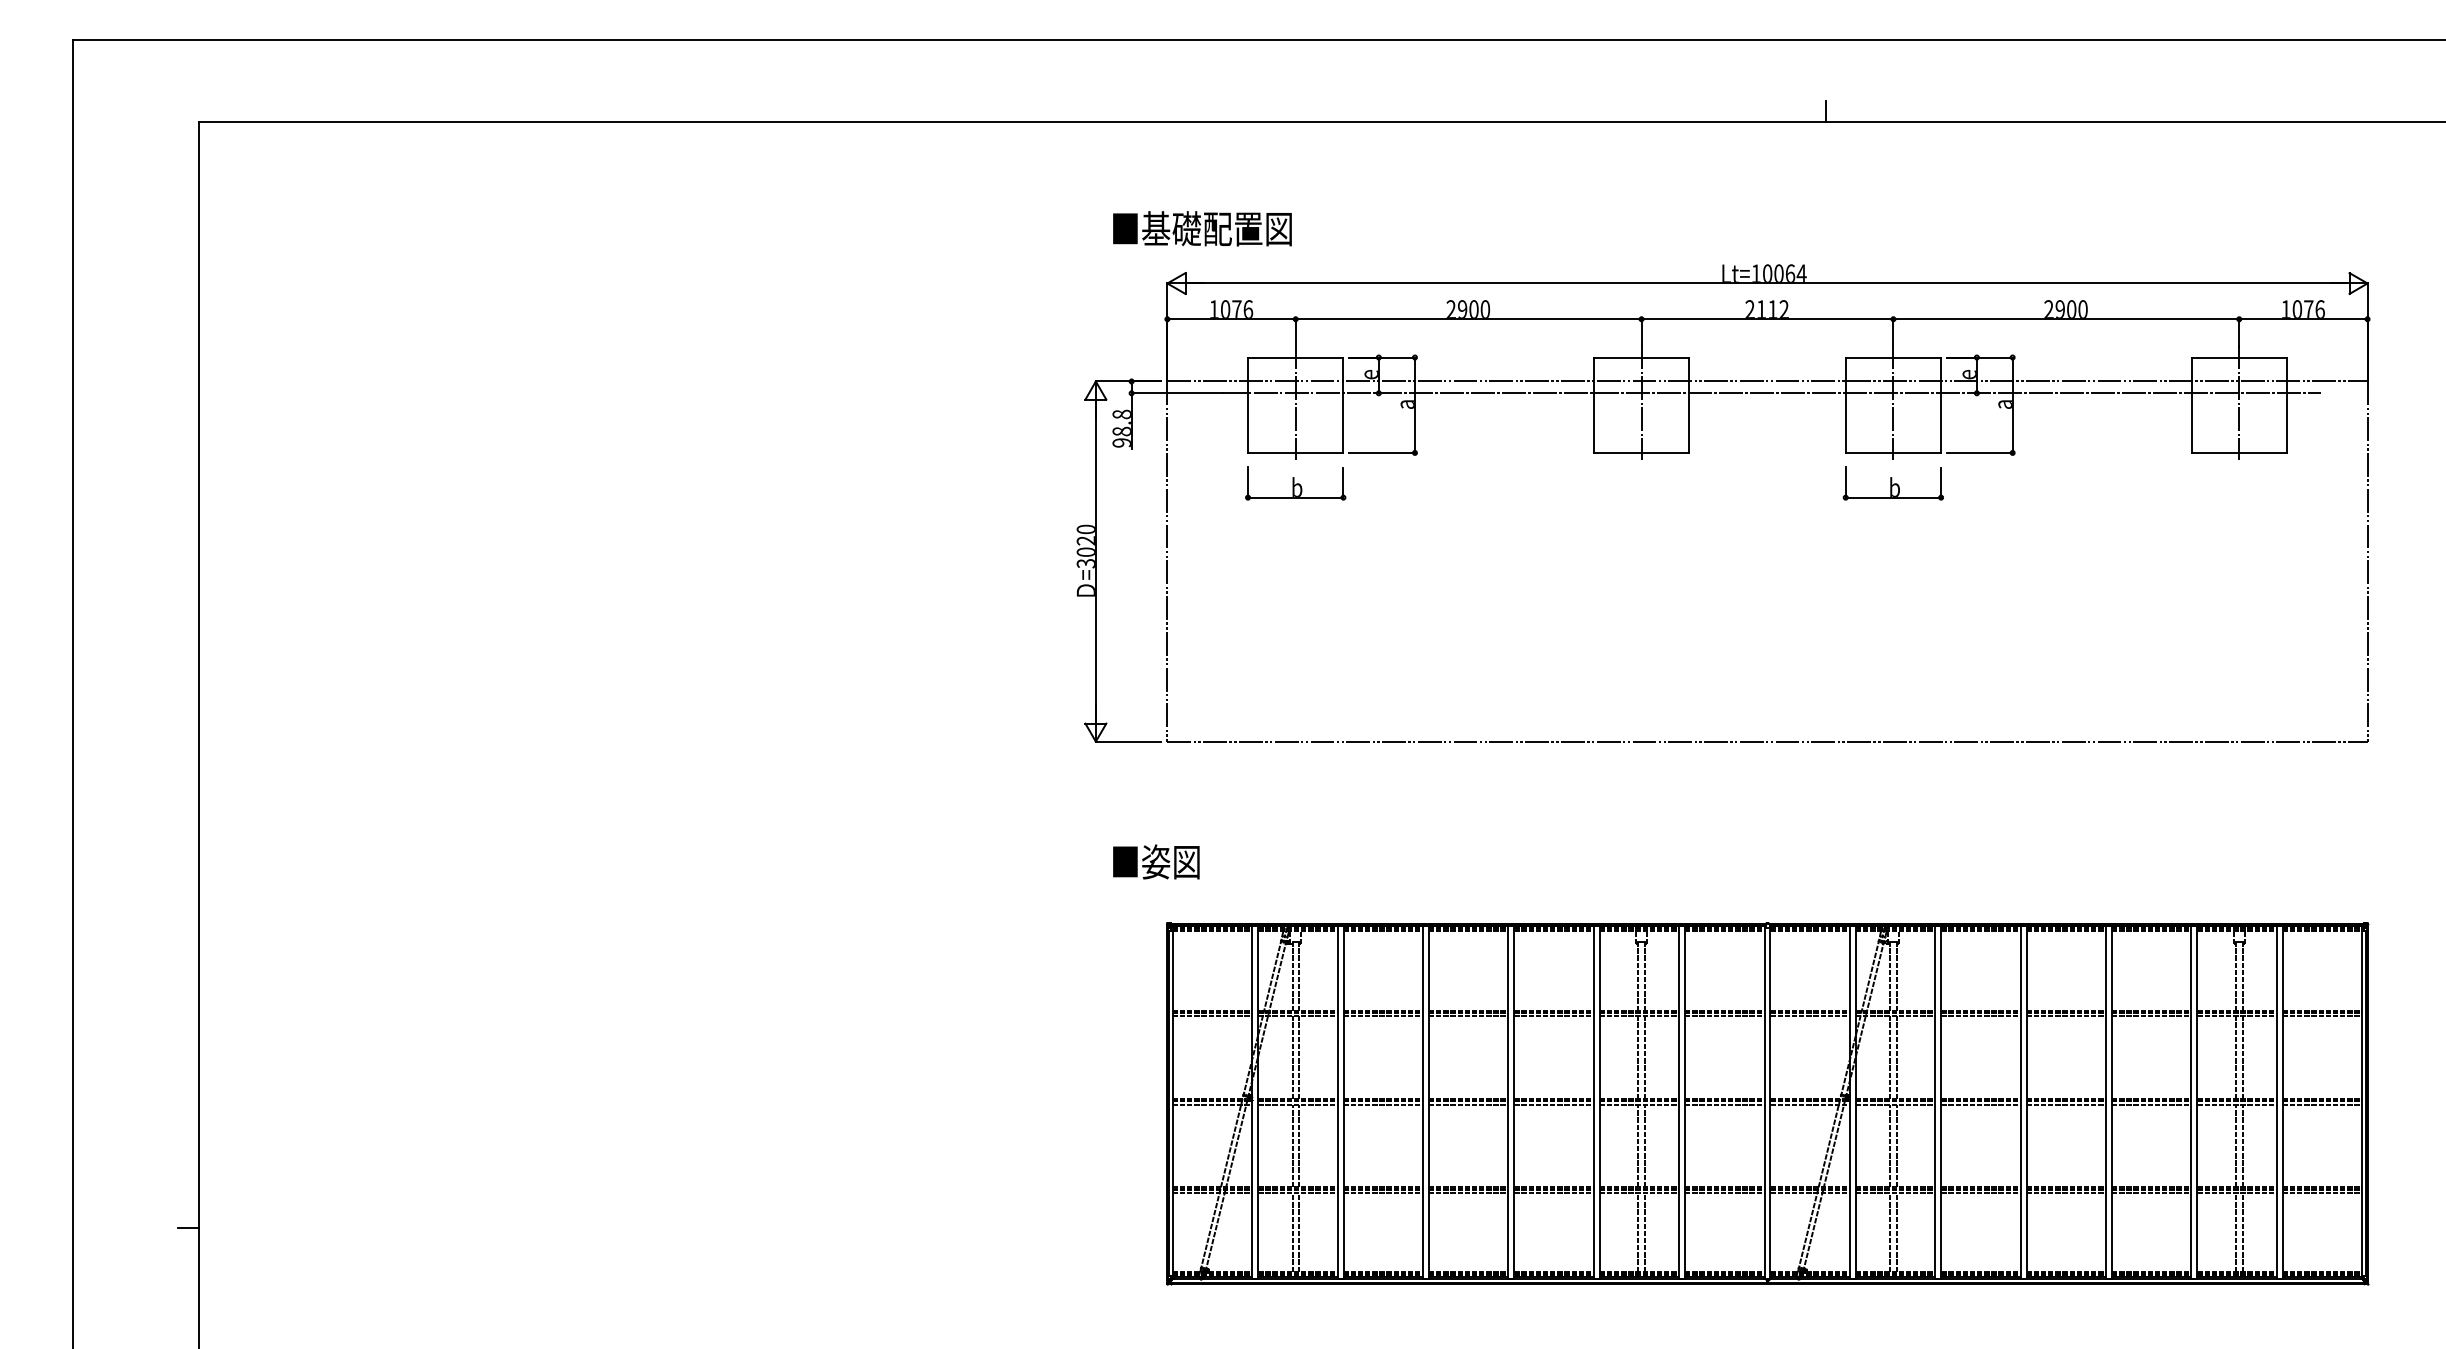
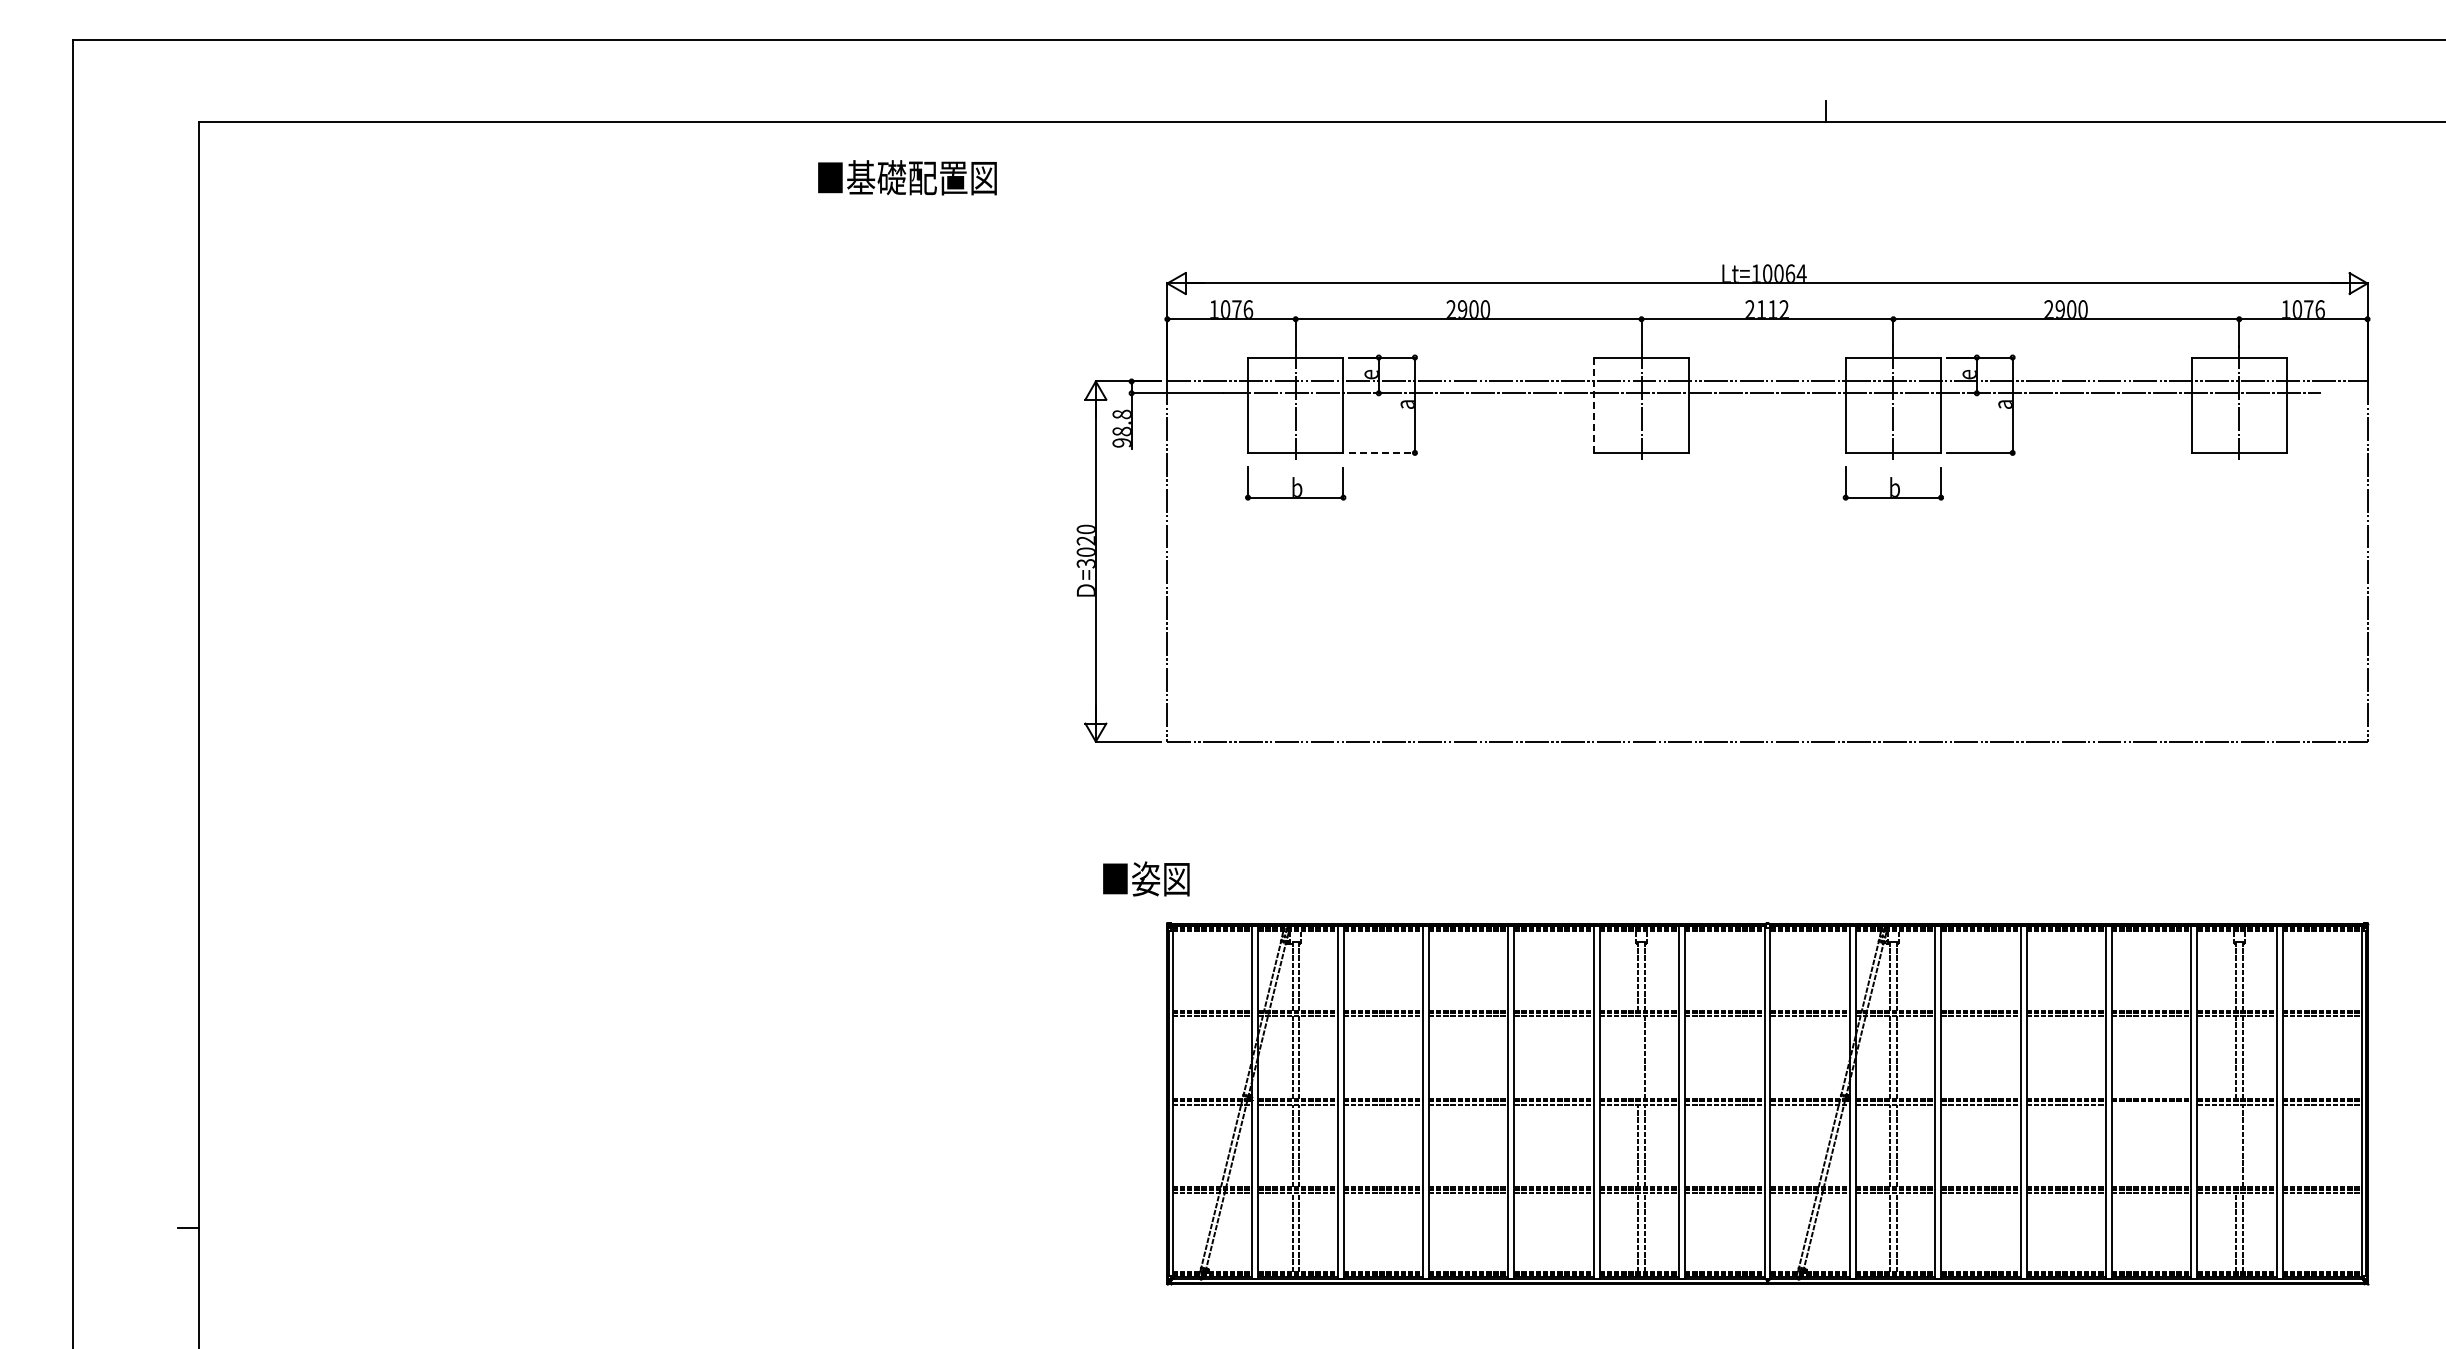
text position: (1202, 228) -> (907, 177) (907, 177)
line: solid -> dashed (1593, 405)
line: solid -> dashed (1382, 452)
text position: (1156, 861) -> (1146, 878) (1146, 878)
line: present -> none (1638, 1057)
line: present -> none (2151, 1105)
line: present -> none (2236, 1146)
